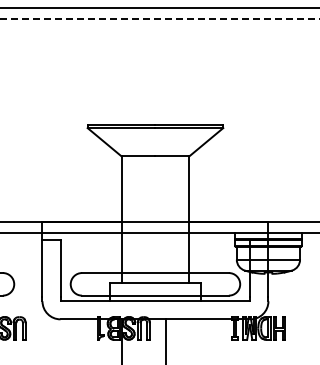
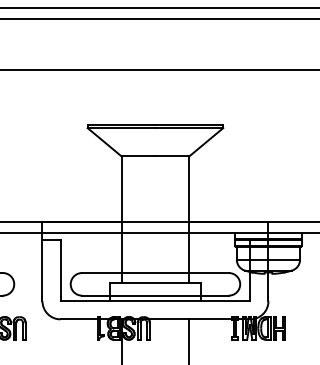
line: dashed -> solid (160, 18)
line: none -> present (159, 69)
line position: (166, 340) -> (189, 340) (189, 340)
